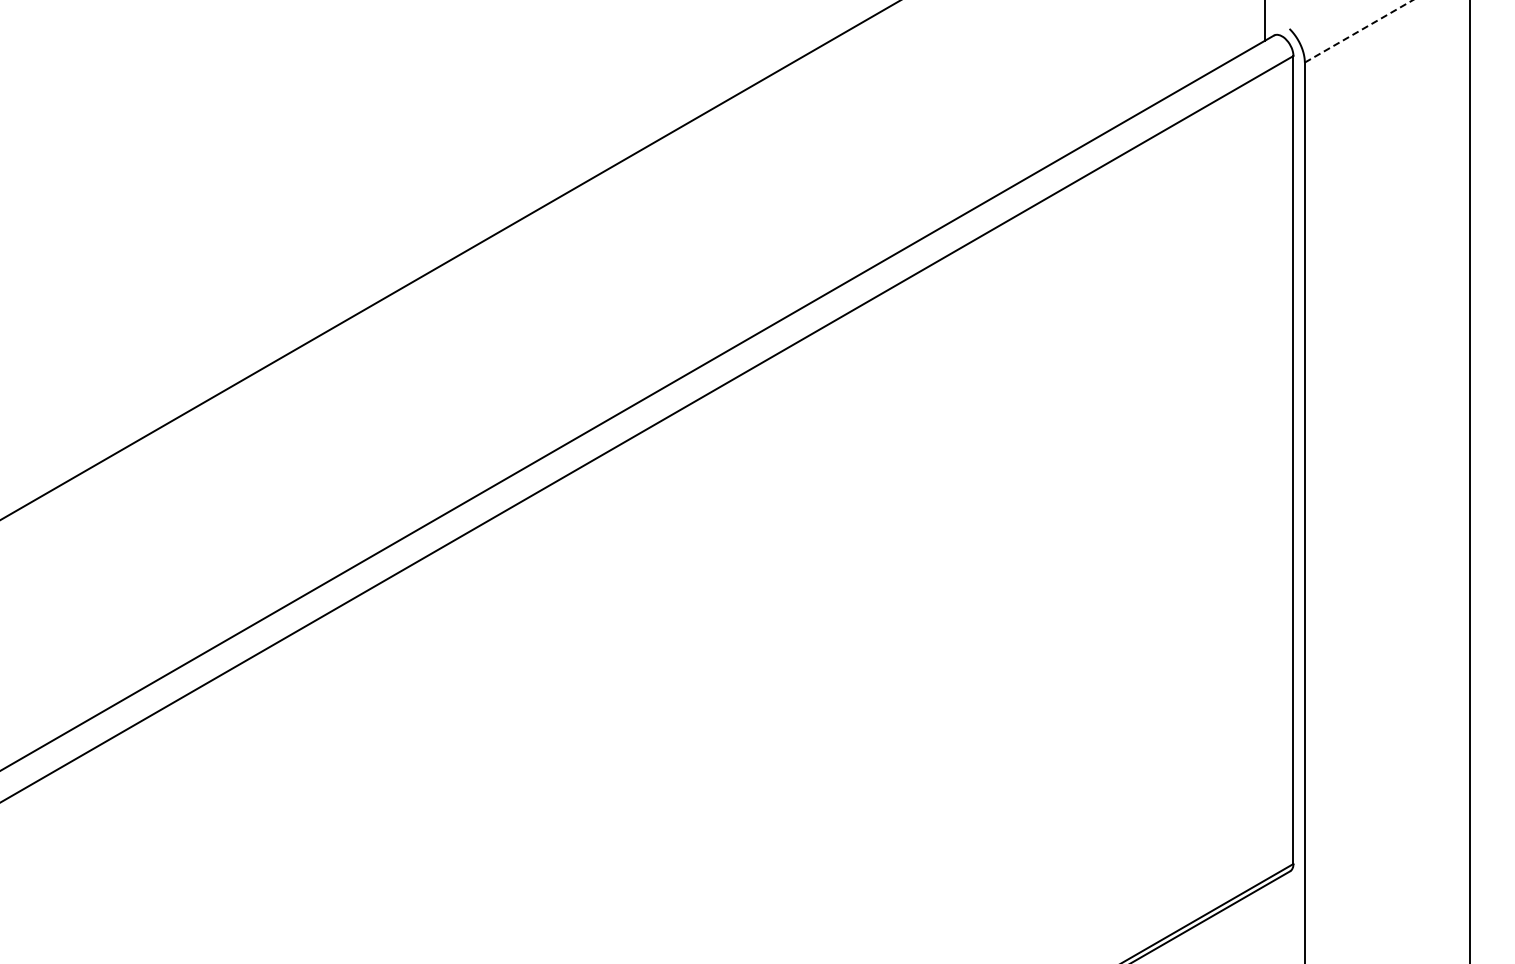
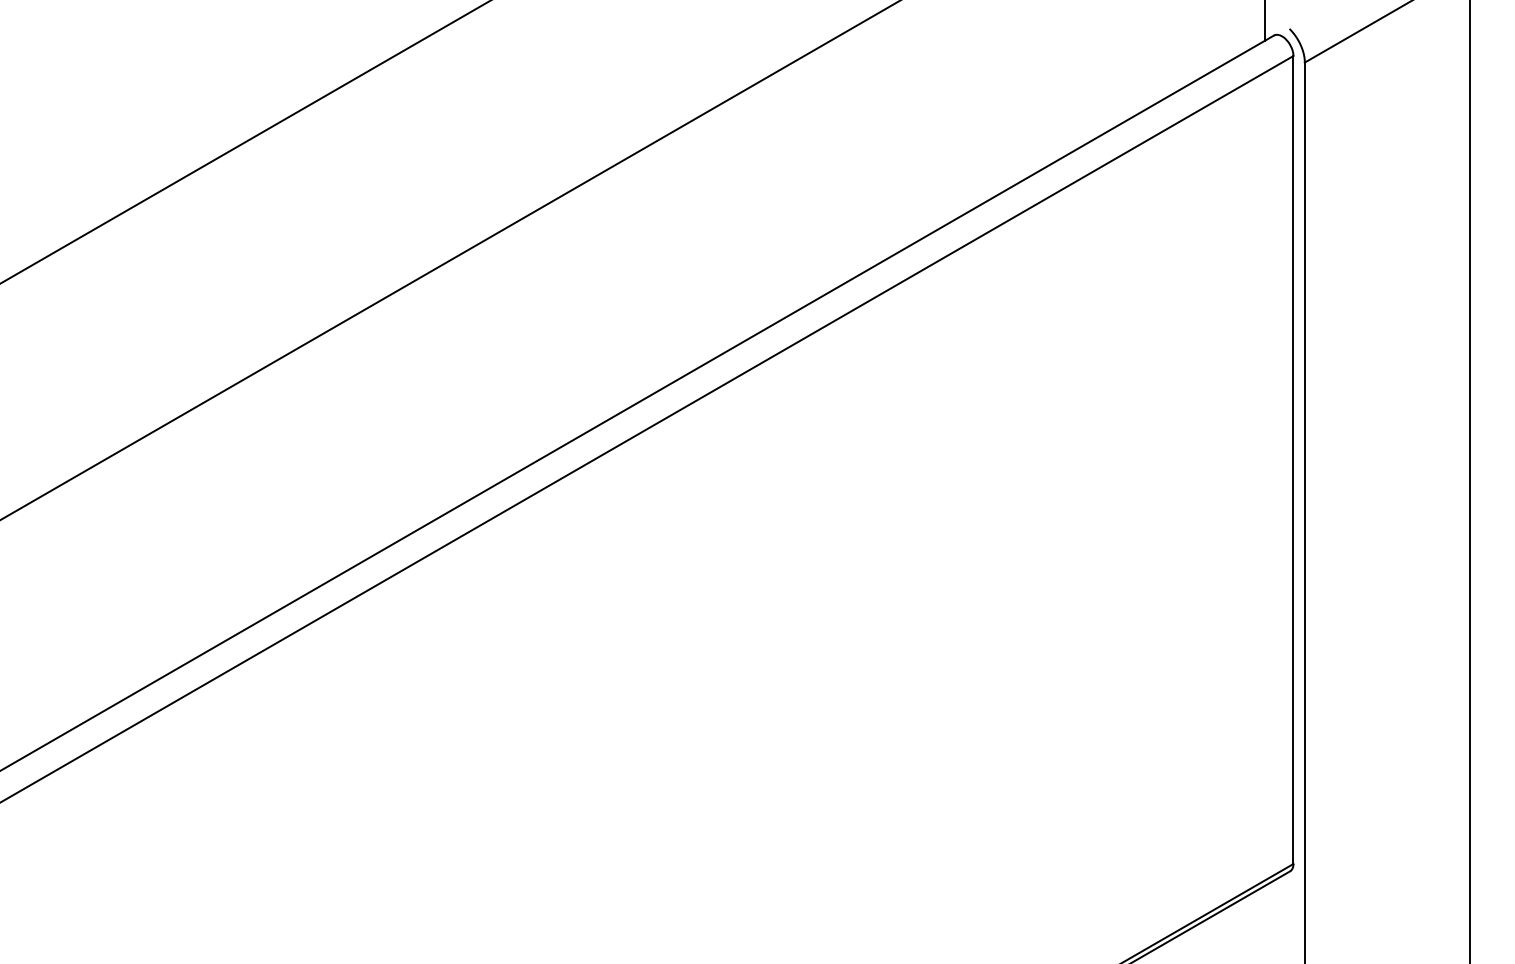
line: dashed -> solid (1359, 31)
line: none -> present (244, 142)
